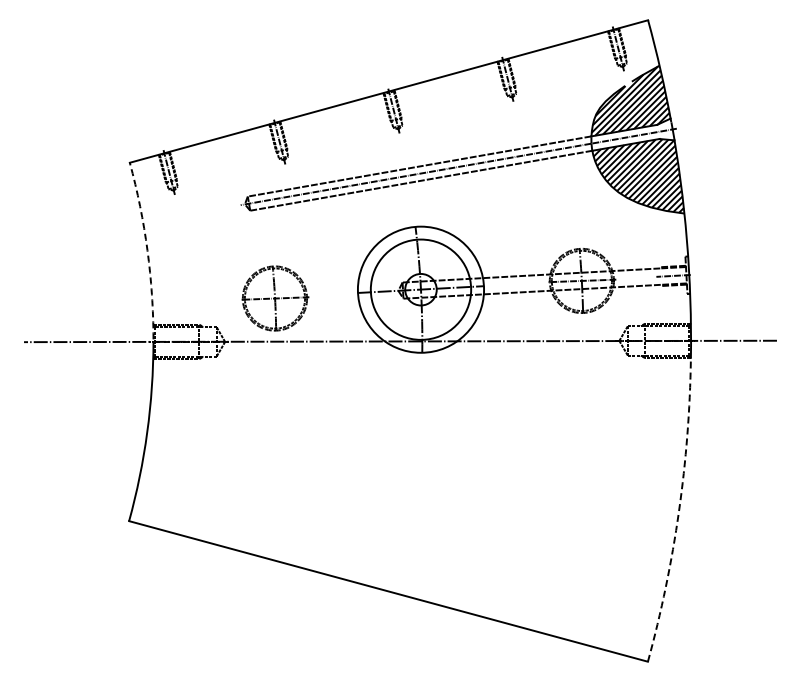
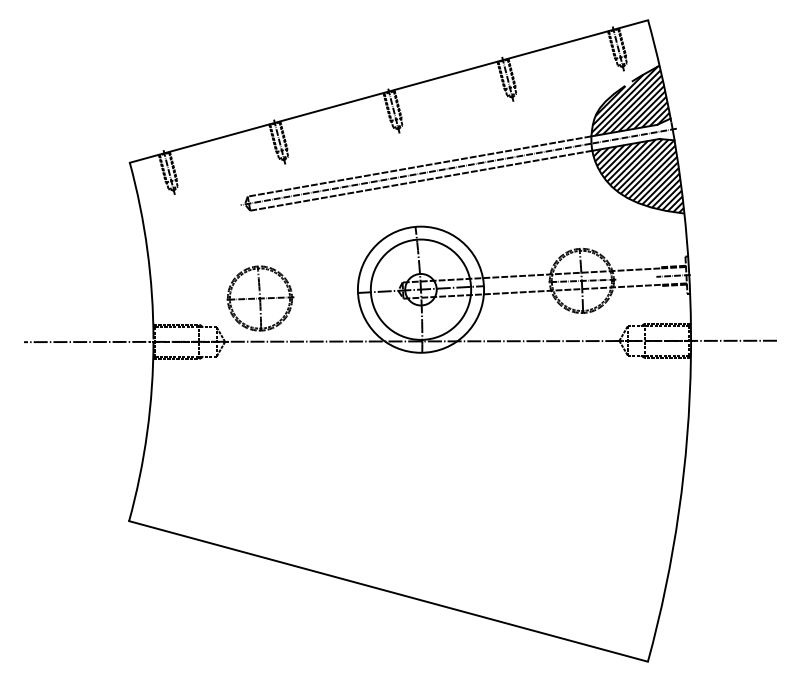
arc: dashed -> solid (147, 250)
part position: (275, 298) -> (260, 298) (260, 298)
arc: dashed -> solid (678, 511)
